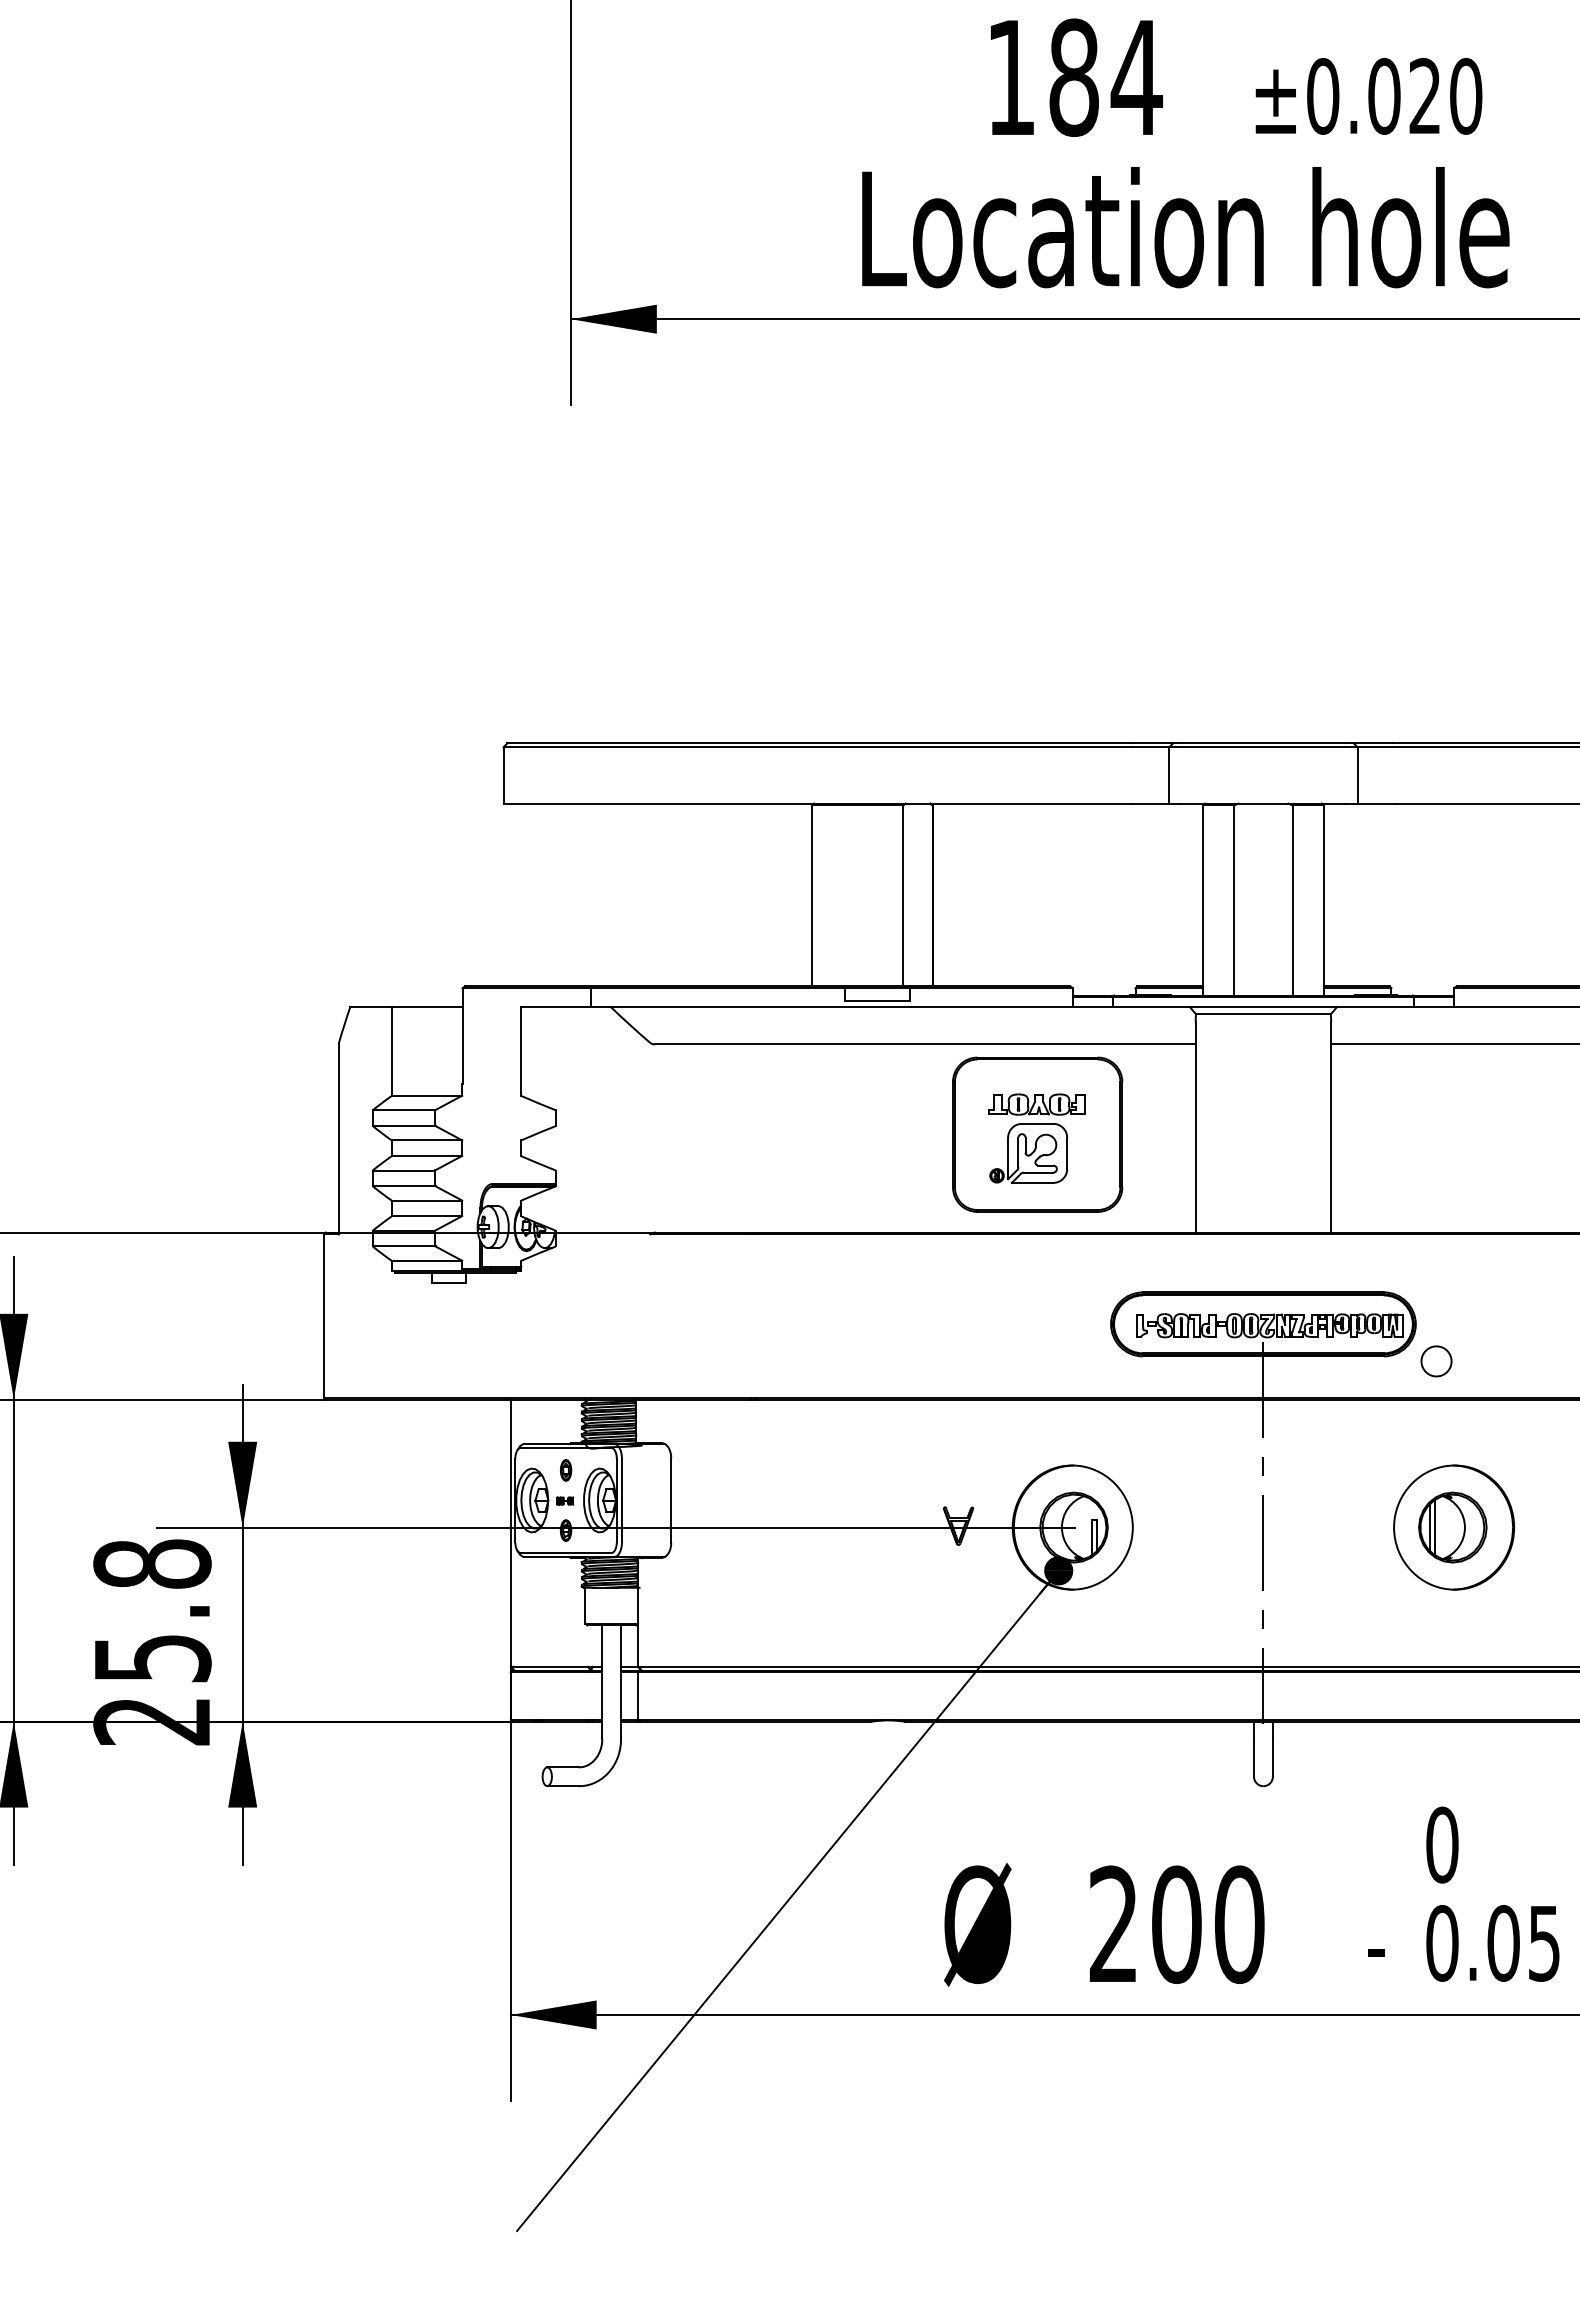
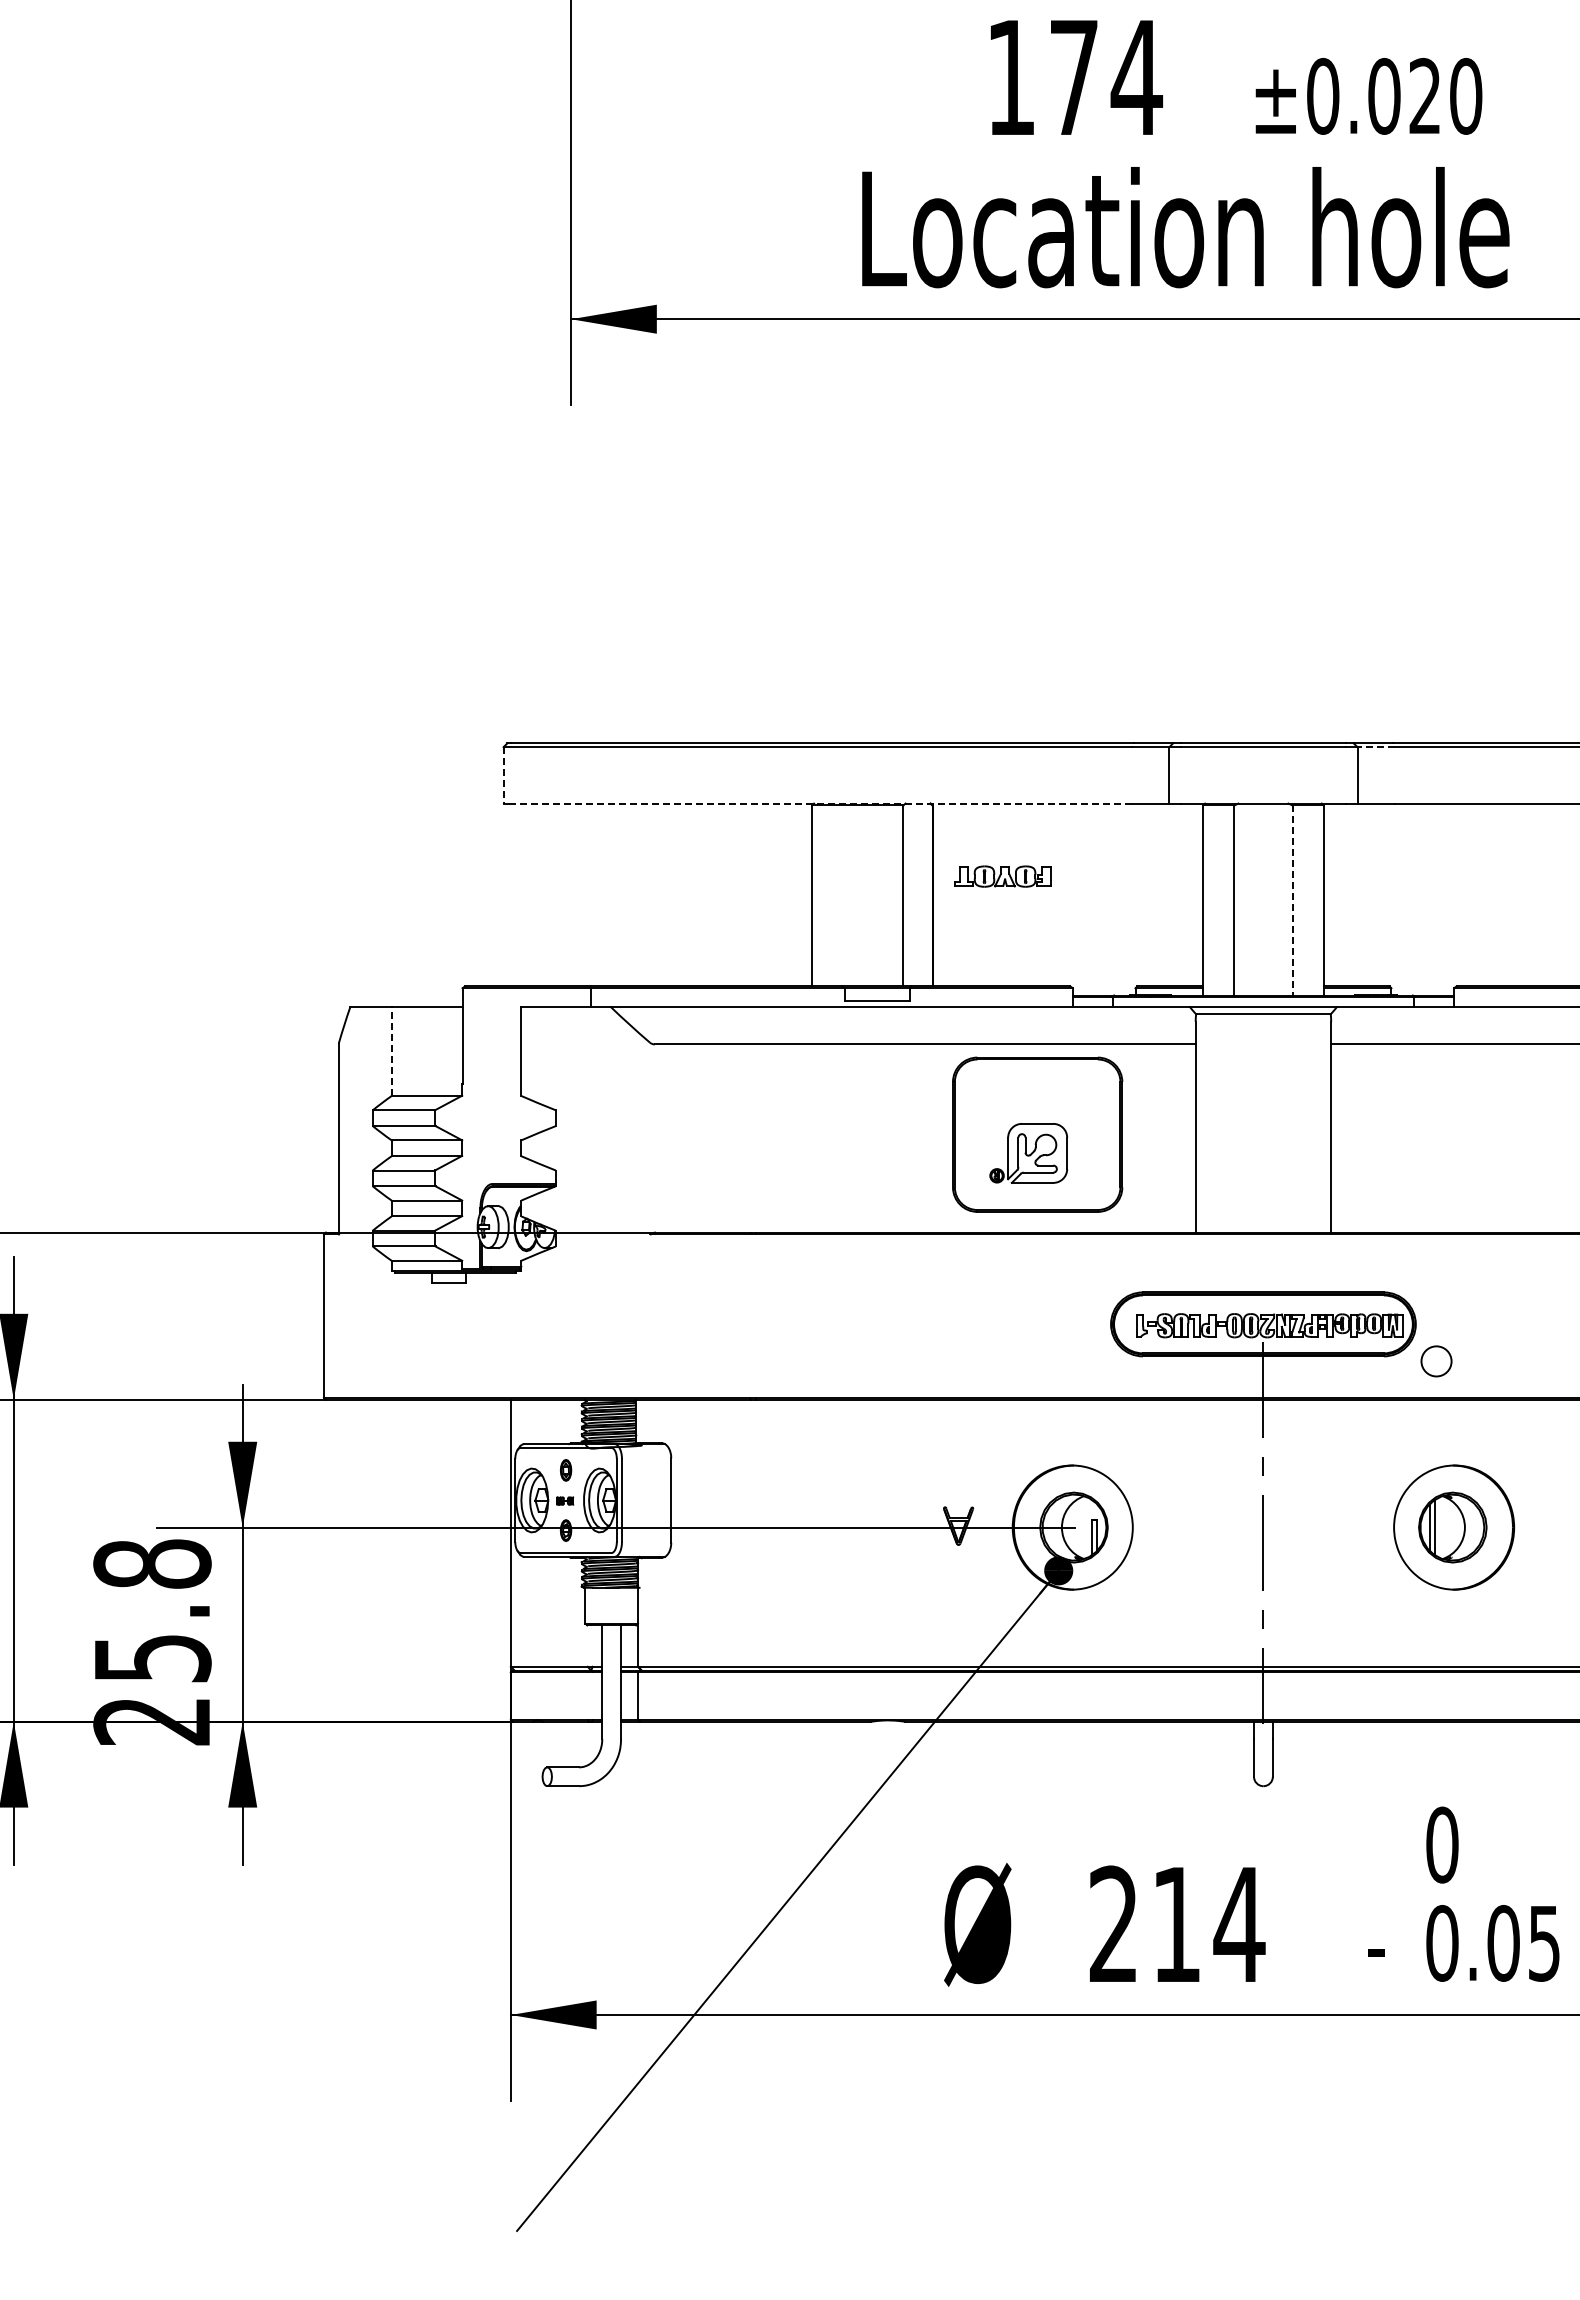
text: 184 -> 174 (1073, 77)
line: solid -> dashed (1376, 747)
line: solid -> dashed (503, 775)
line: solid -> dashed (821, 803)
line: solid -> dashed (1292, 901)
line: solid -> dashed (391, 1051)
part position: (1036, 1104) -> (1002, 876) (1002, 876)
text: 200 -> 214 (1208, 1924)
